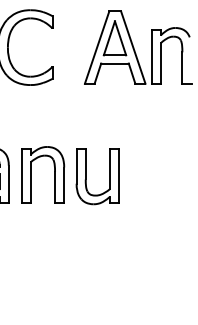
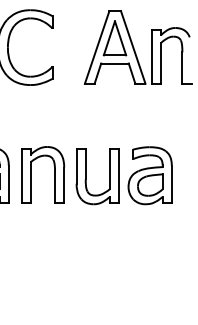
part: none -> present (149, 175)
